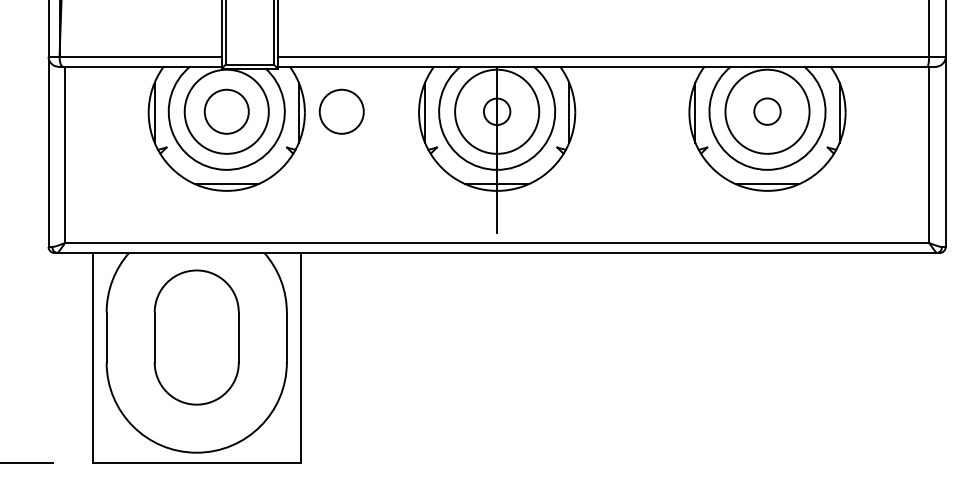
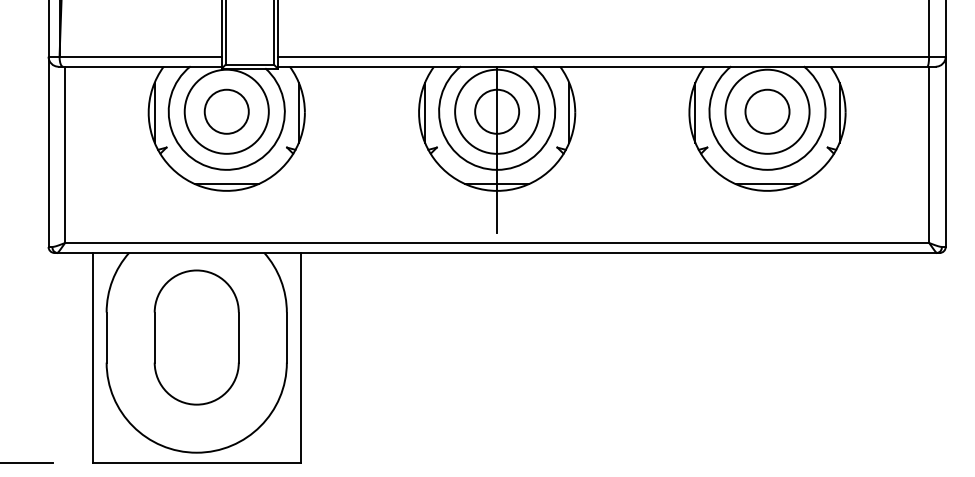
circle: present -> none (341, 111)
circle diameter: 26 px -> 44 px (497, 111)
circle size: 29x29 px -> 47x47 px (767, 111)
